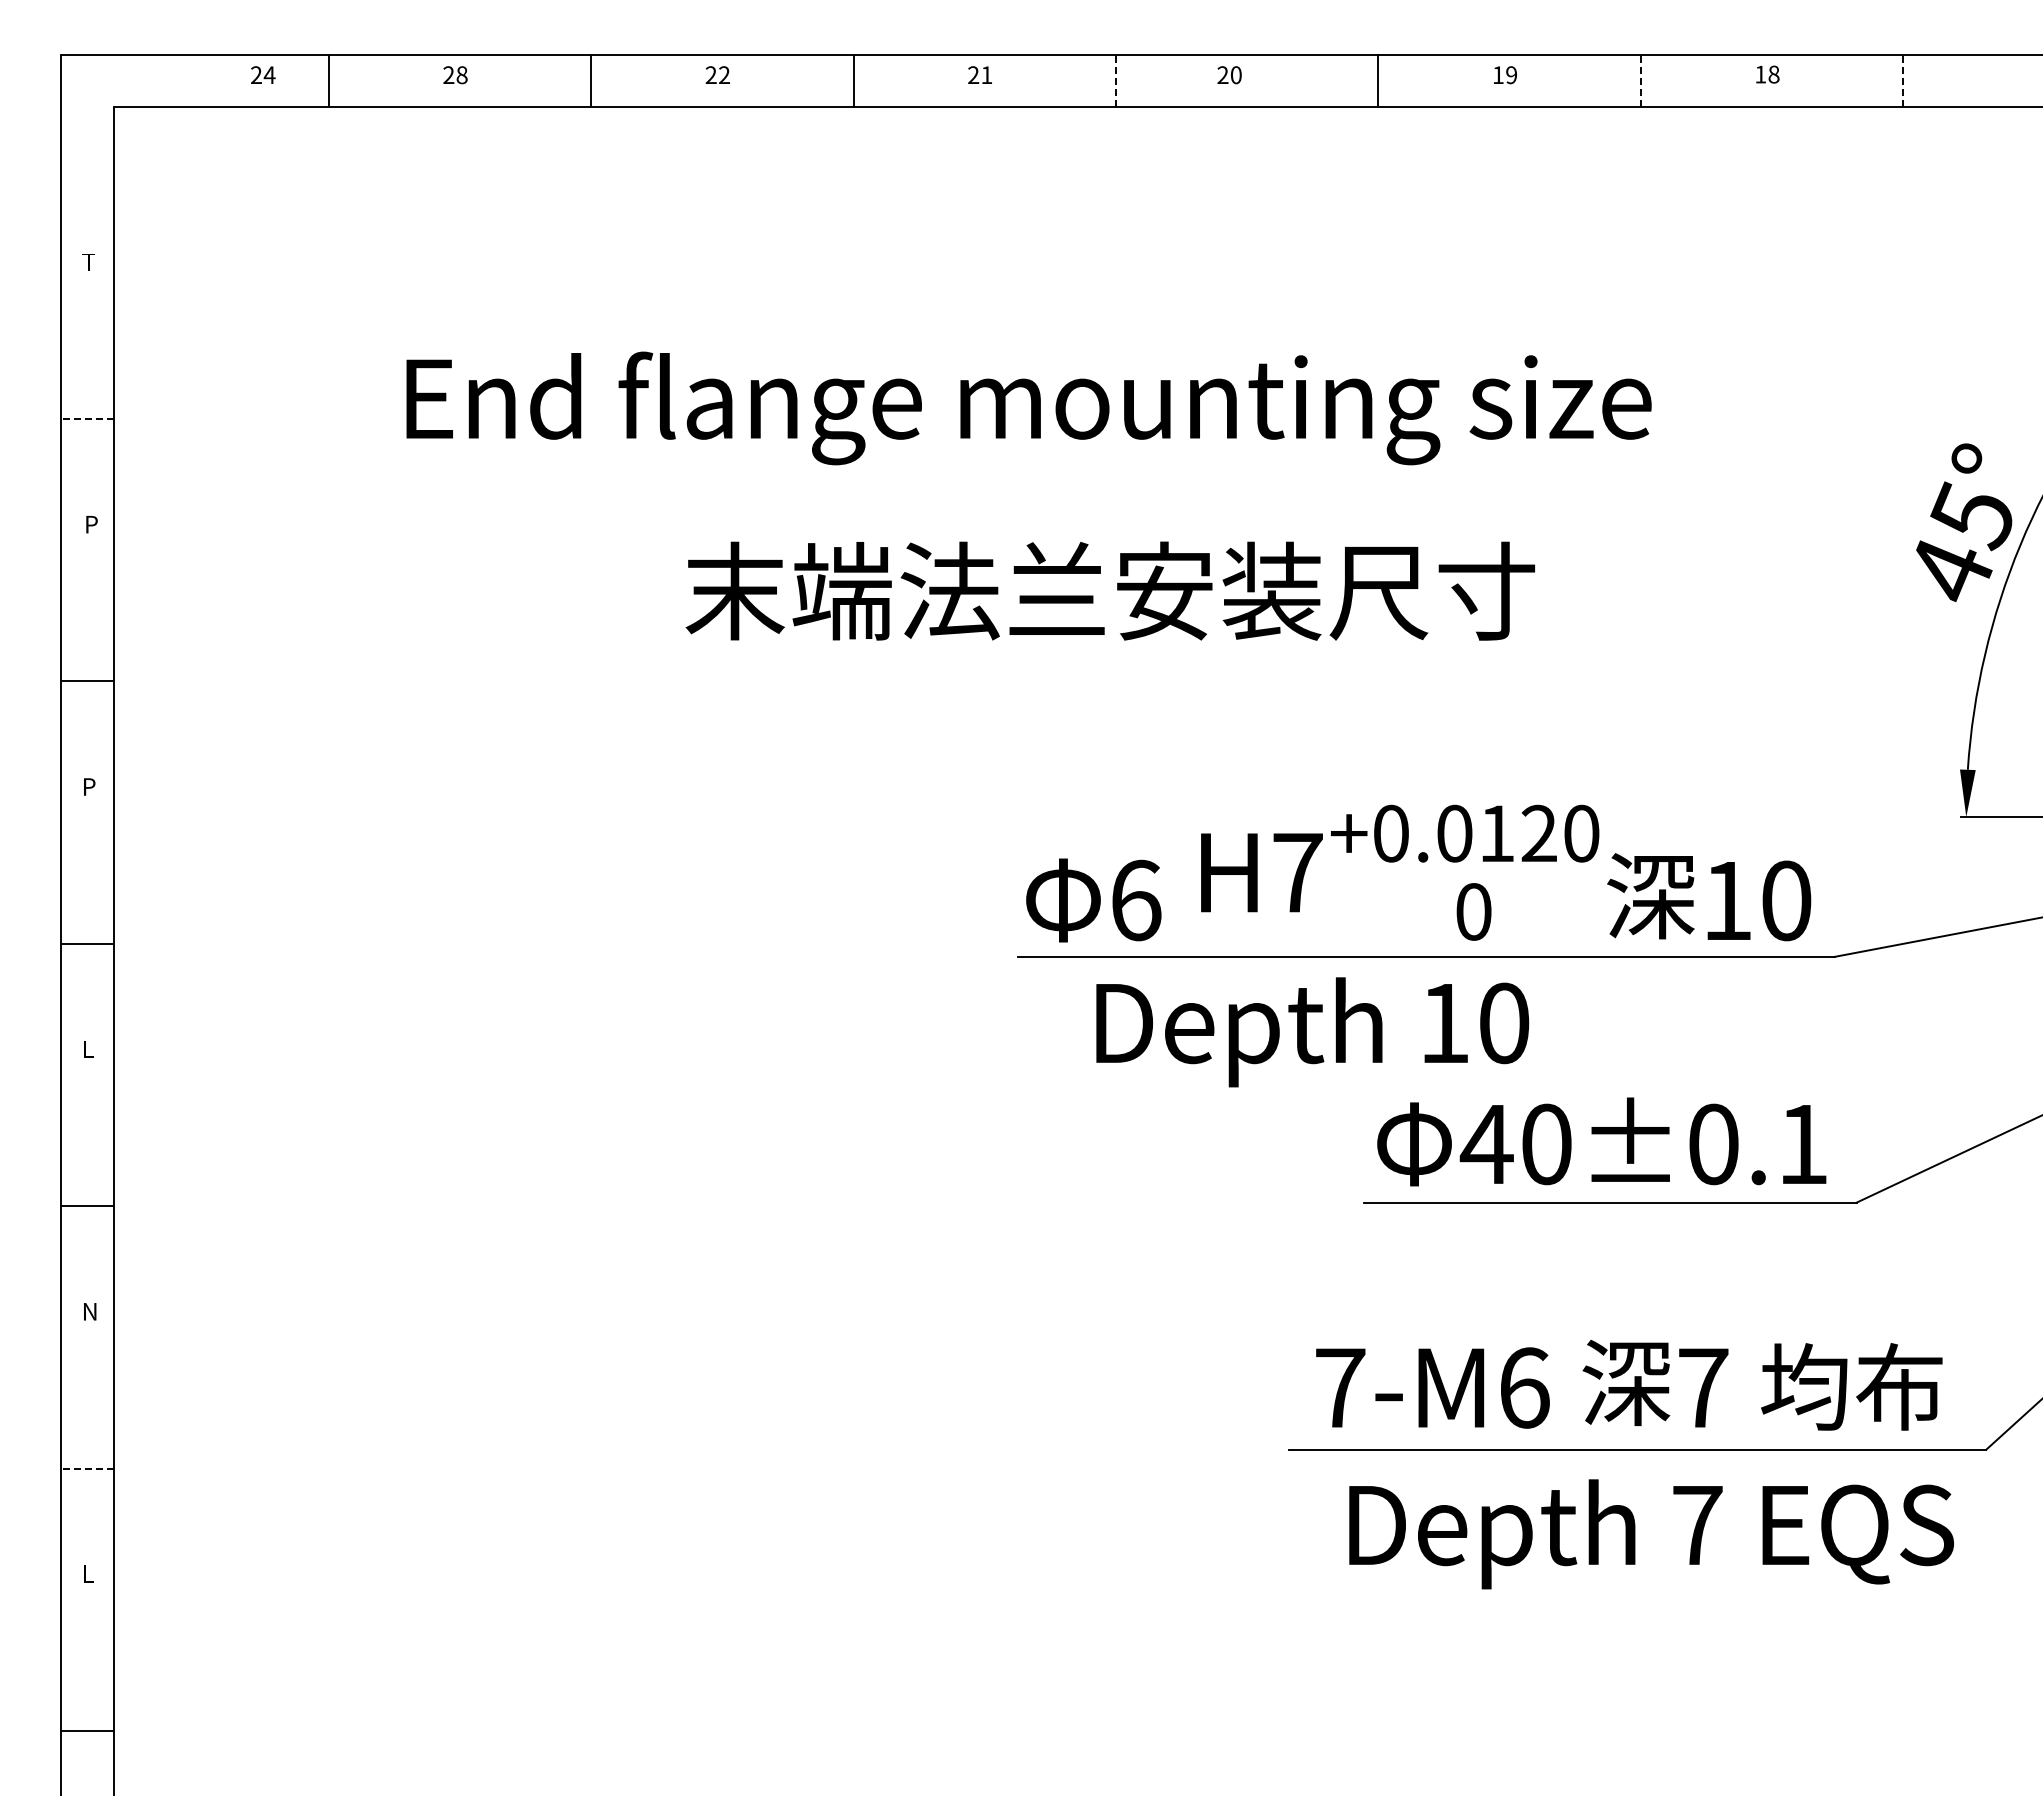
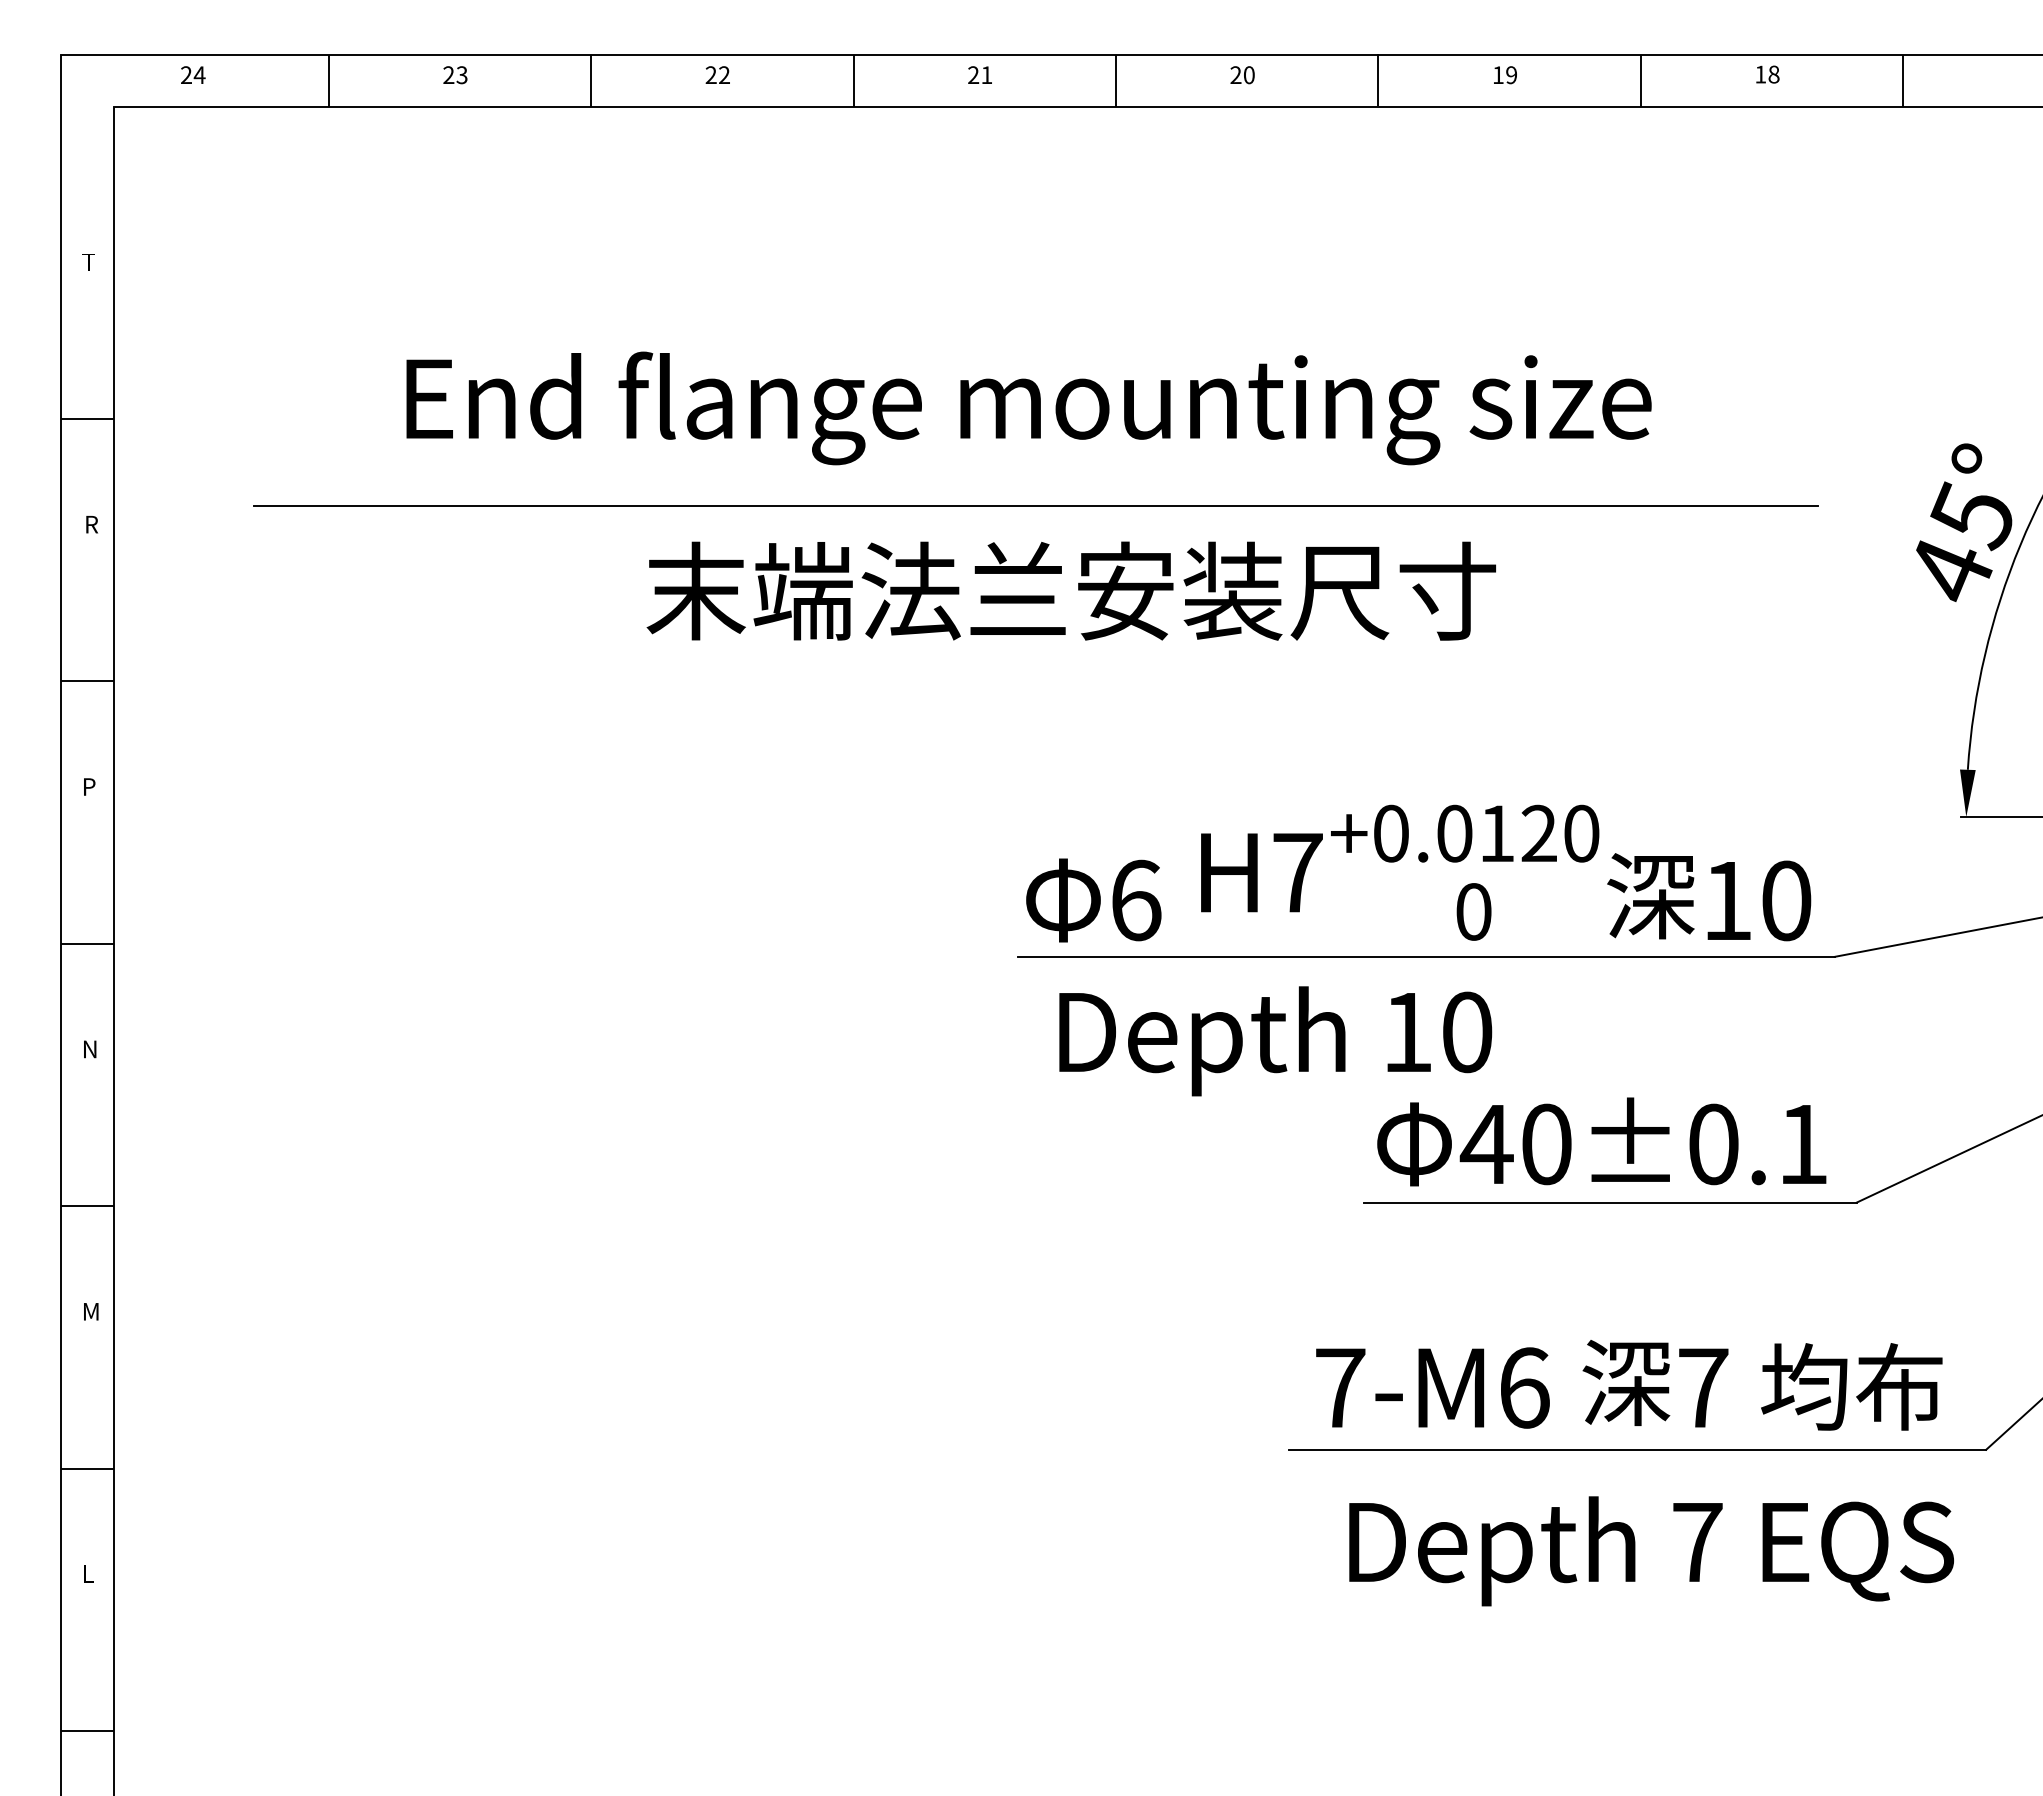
text position: (263, 74) -> (193, 74) (193, 74)
text: 28 -> 23 (461, 75)
text position: (1229, 75) -> (1242, 75) (1242, 75)
line: dashed -> solid (1116, 80)
line: dashed -> solid (1640, 80)
line: dashed -> solid (1903, 80)
line: dashed -> solid (87, 418)
line: none -> present (1035, 506)
text: P -> R (93, 524)
text position: (1109, 590) -> (1070, 590) (1070, 590)
text position: (1312, 1032) -> (1275, 1041) (1275, 1041)
text: L -> N (90, 1049)
text: N -> M (92, 1311)
line: dashed -> solid (87, 1468)
text position: (1651, 1534) -> (1651, 1551) (1651, 1551)
